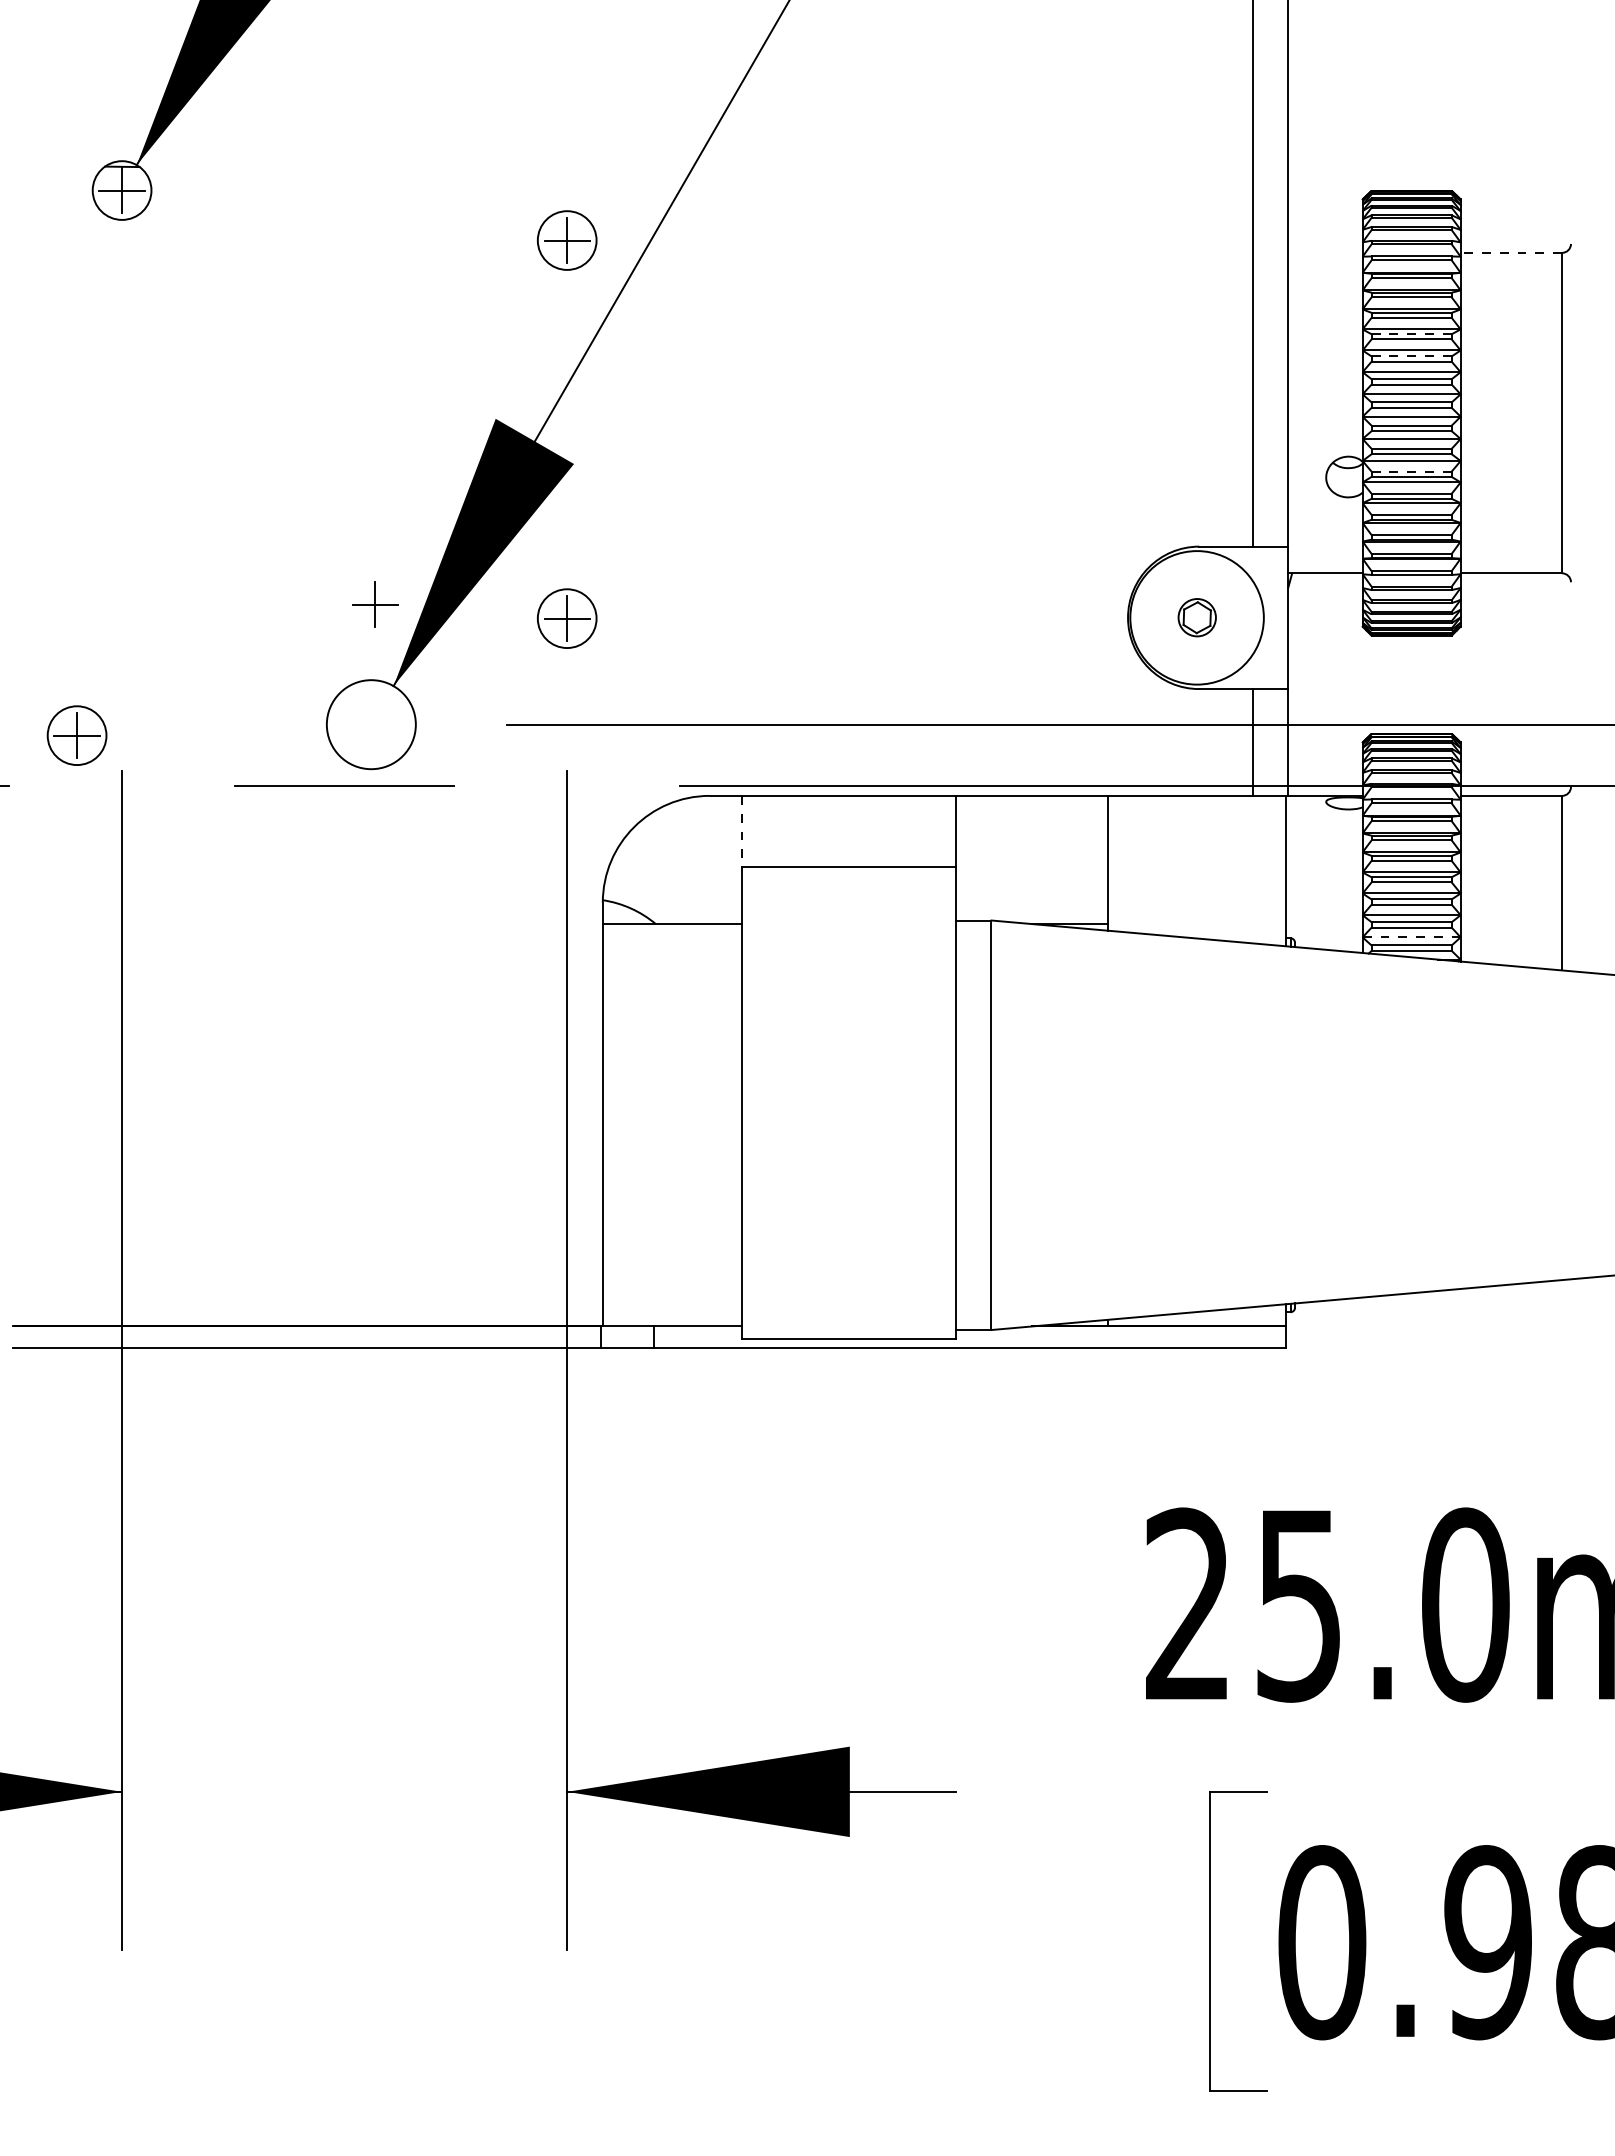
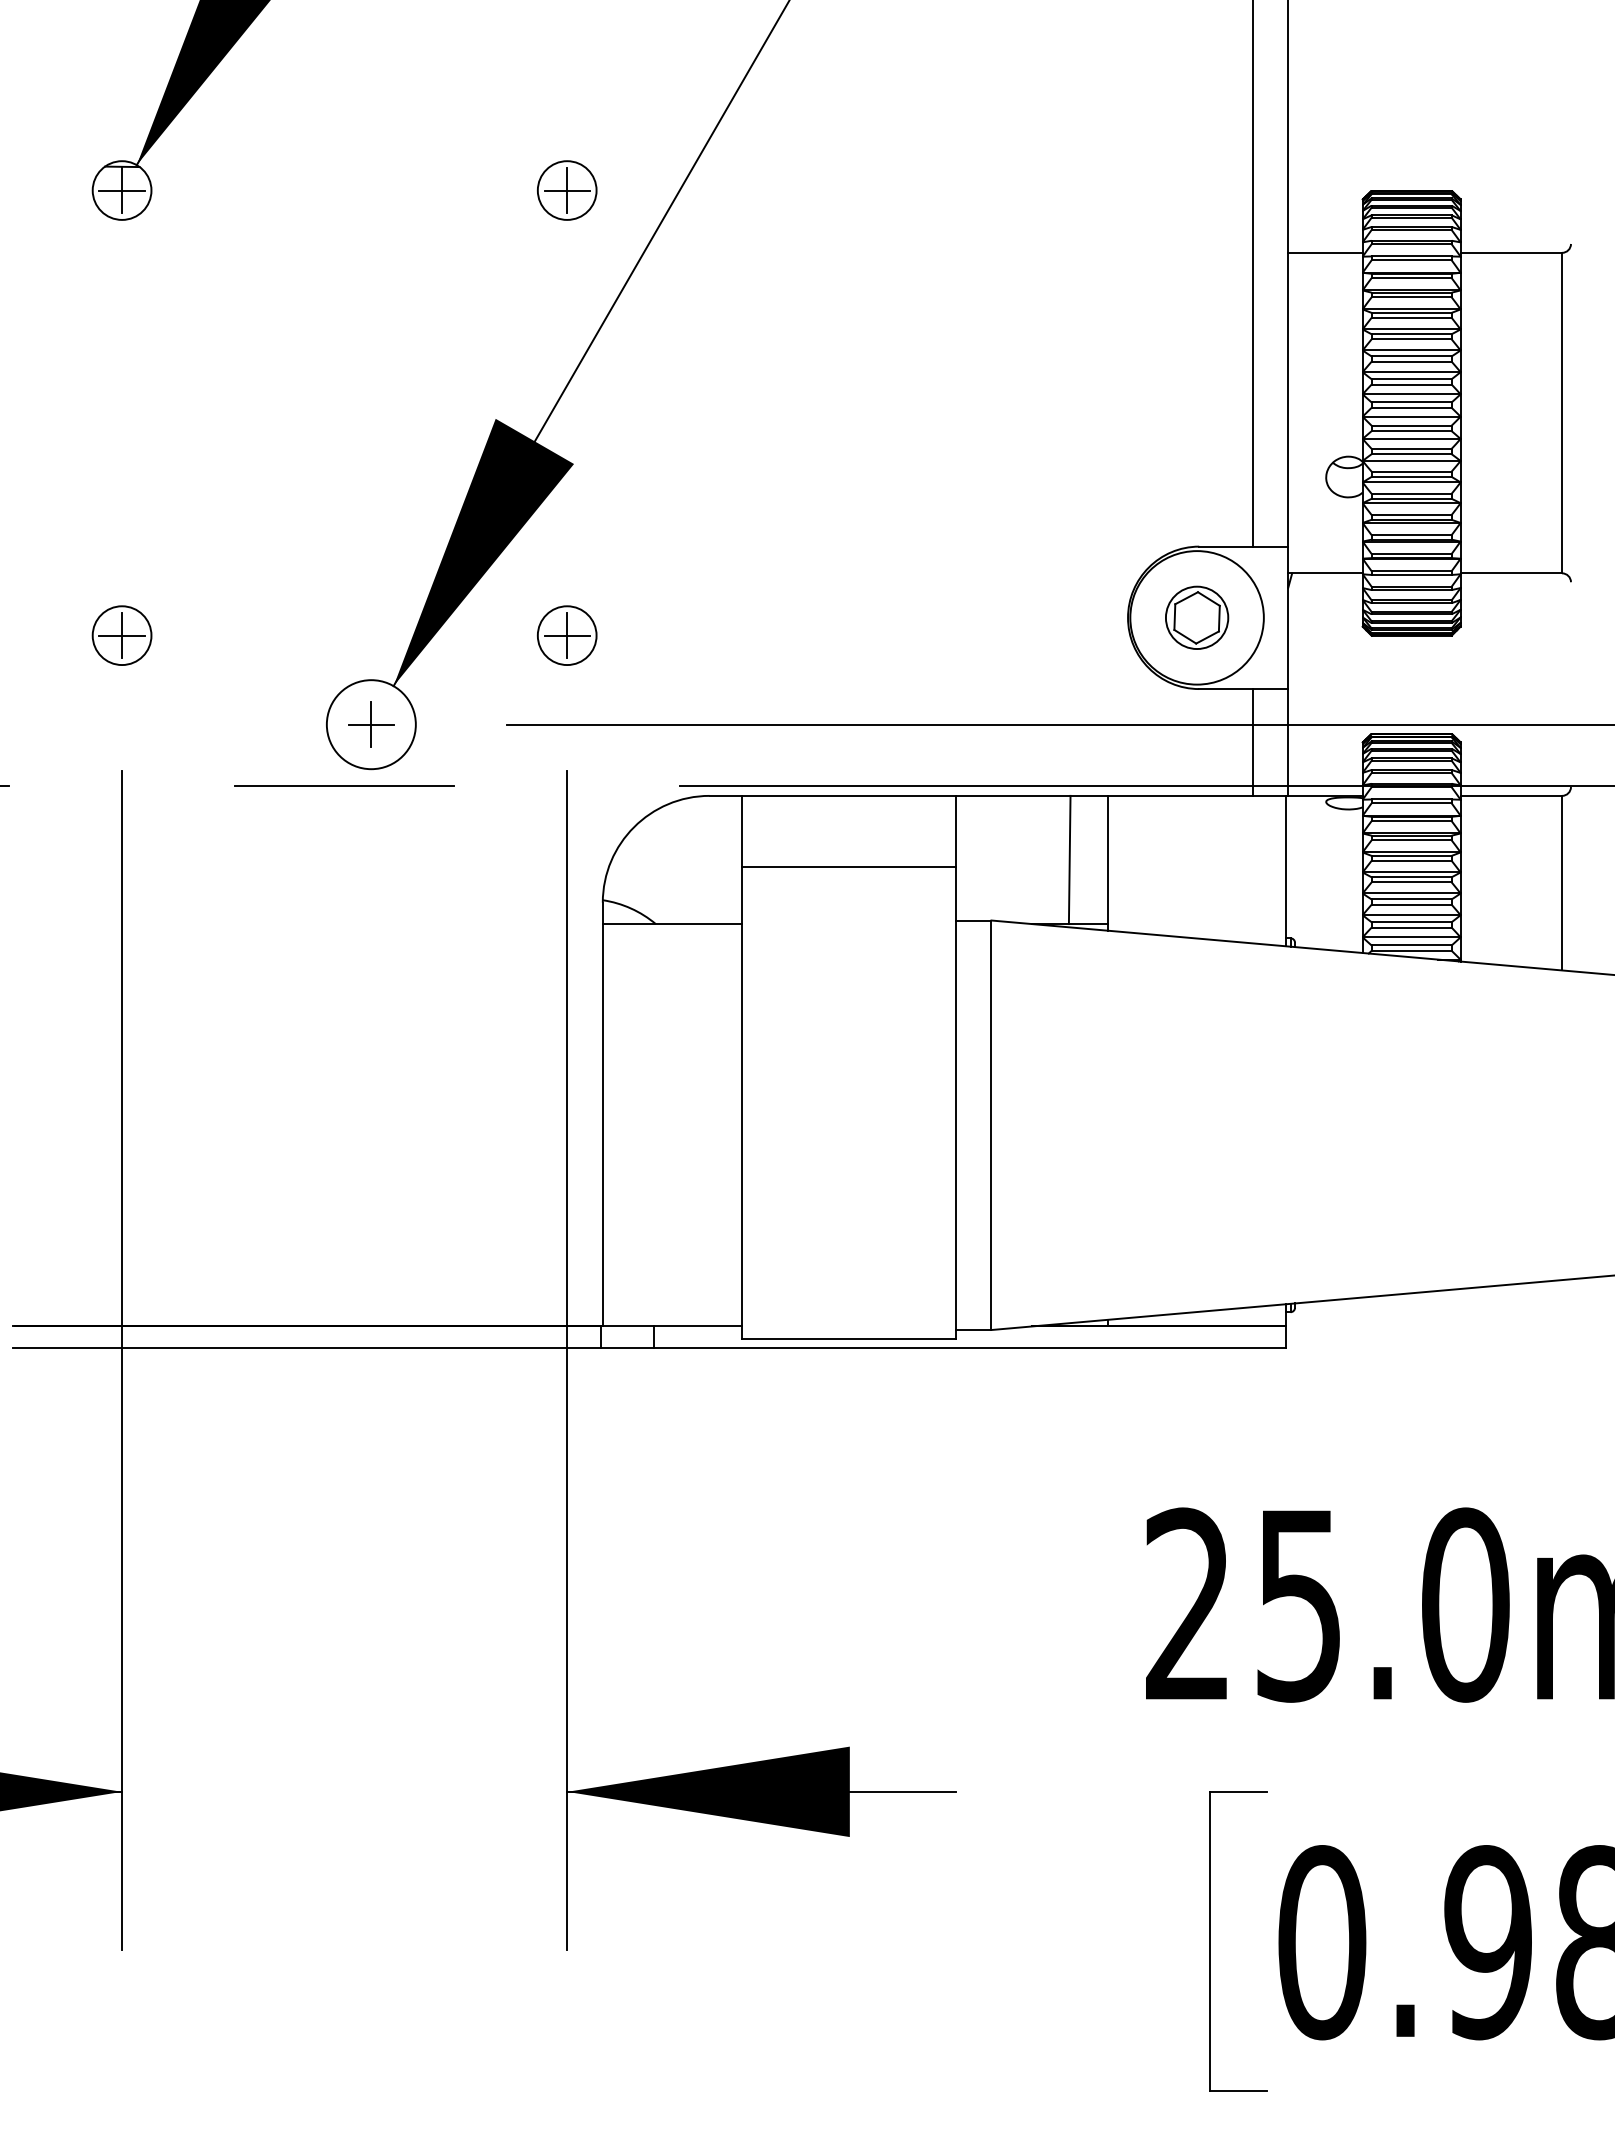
part position: (566, 240) -> (566, 190) (566, 190)
line: none -> present (1325, 252)
line: dashed -> solid (1511, 252)
line: dashed -> solid (1411, 334)
line: dashed -> solid (1411, 356)
line: dashed -> solid (1411, 471)
part position: (375, 604) -> (371, 724) (371, 724)
part size: 40x40 px -> 65x65 px (1197, 617)
part position: (566, 618) -> (566, 635) (566, 635)
part position: (76, 735) -> (121, 635) (121, 635)
line: dashed -> solid (742, 831)
line: none -> present (1069, 859)
line: dashed -> solid (1411, 937)
